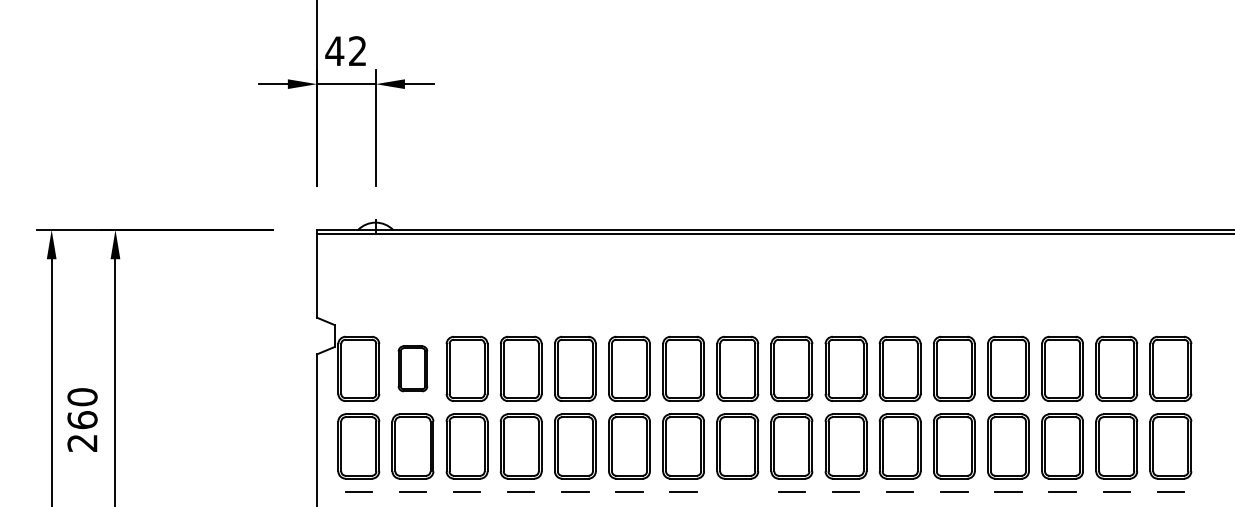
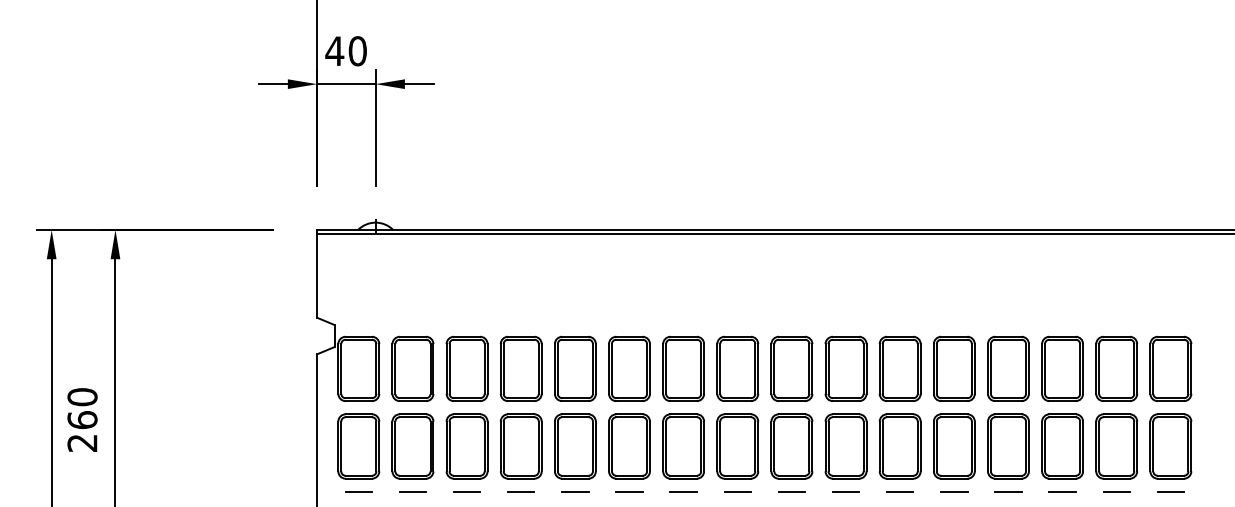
text: 42 -> 40 (357, 51)
part size: 32x48 px -> 44x67 px (412, 368)
line: none -> present (737, 491)
